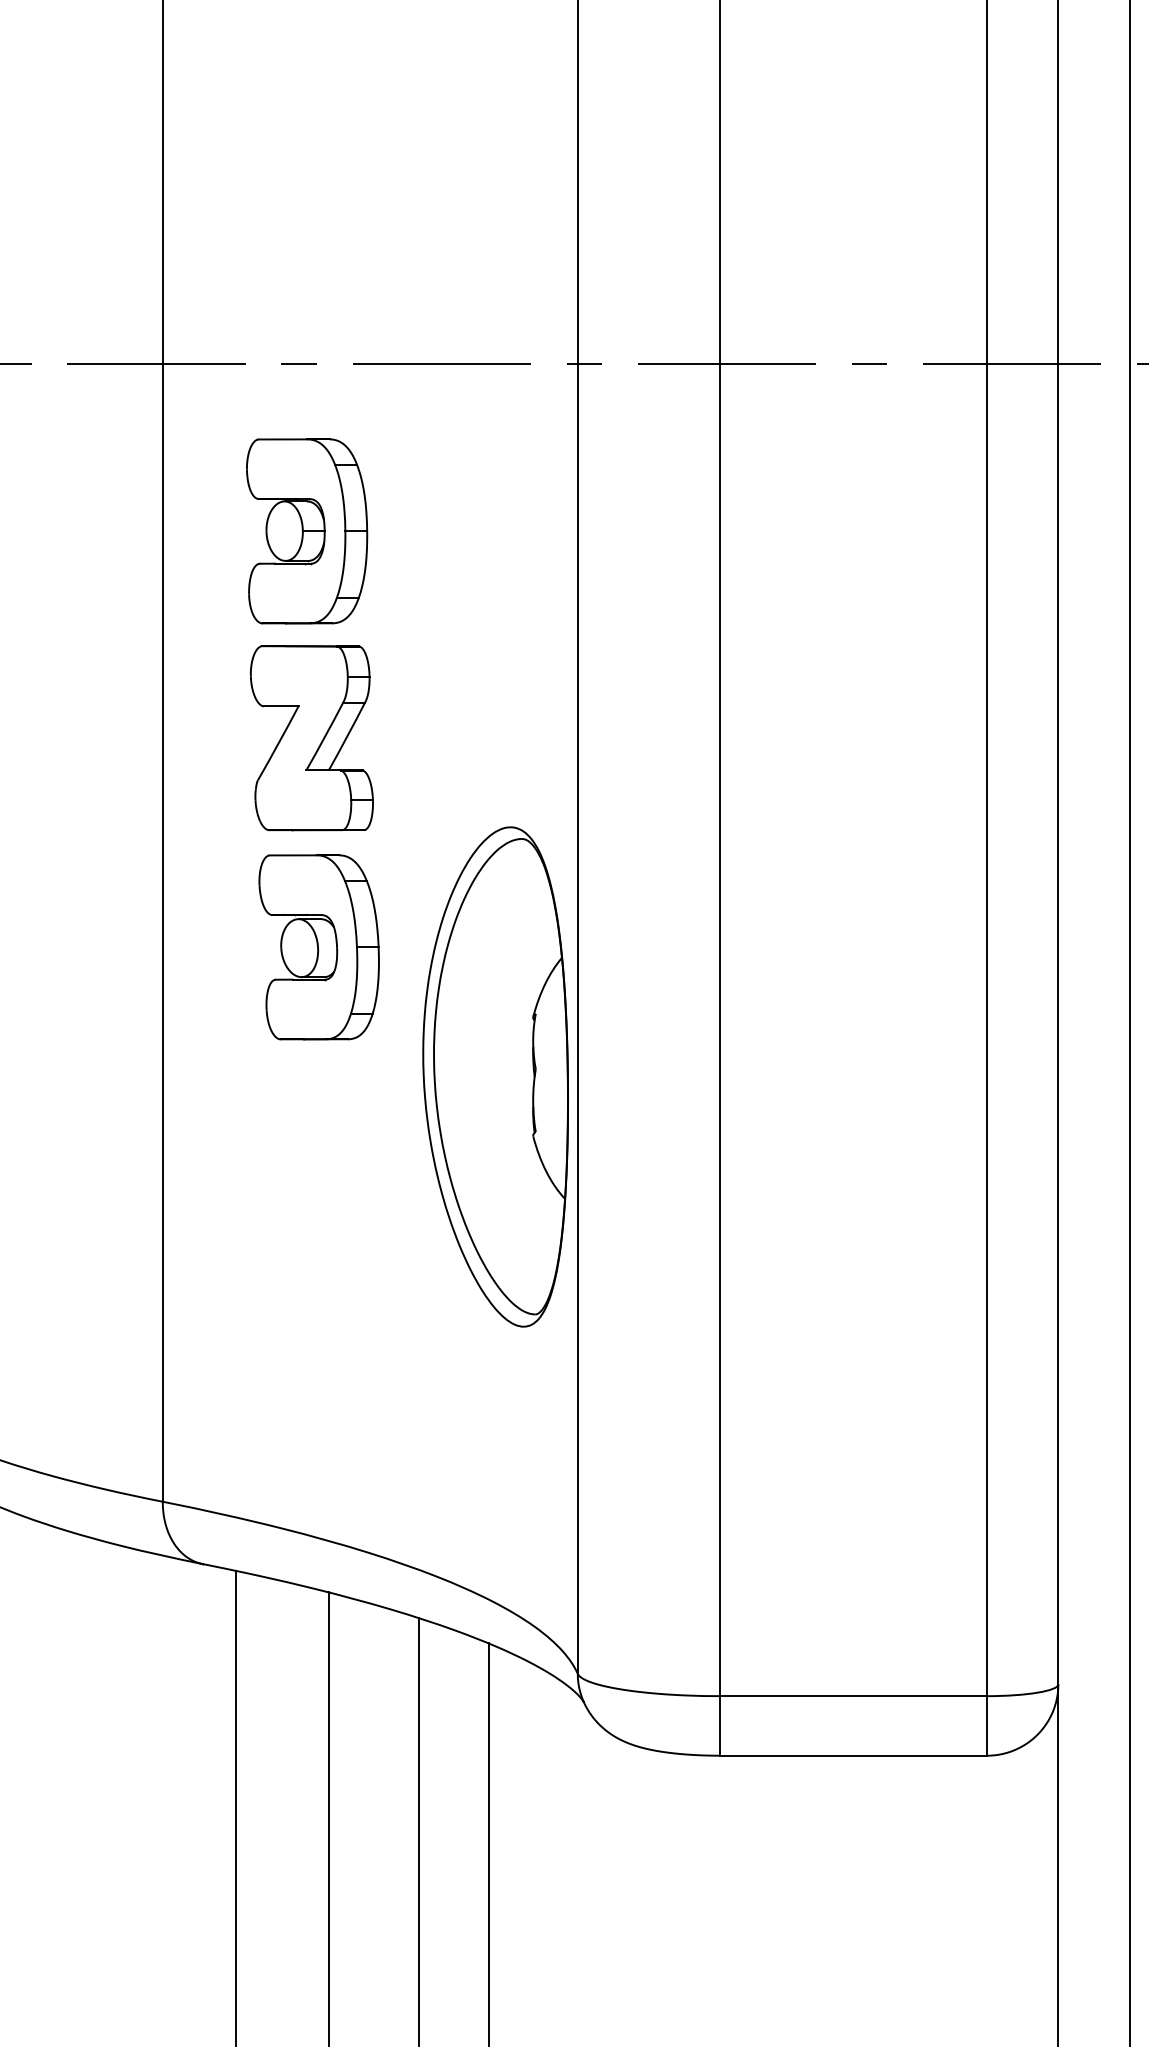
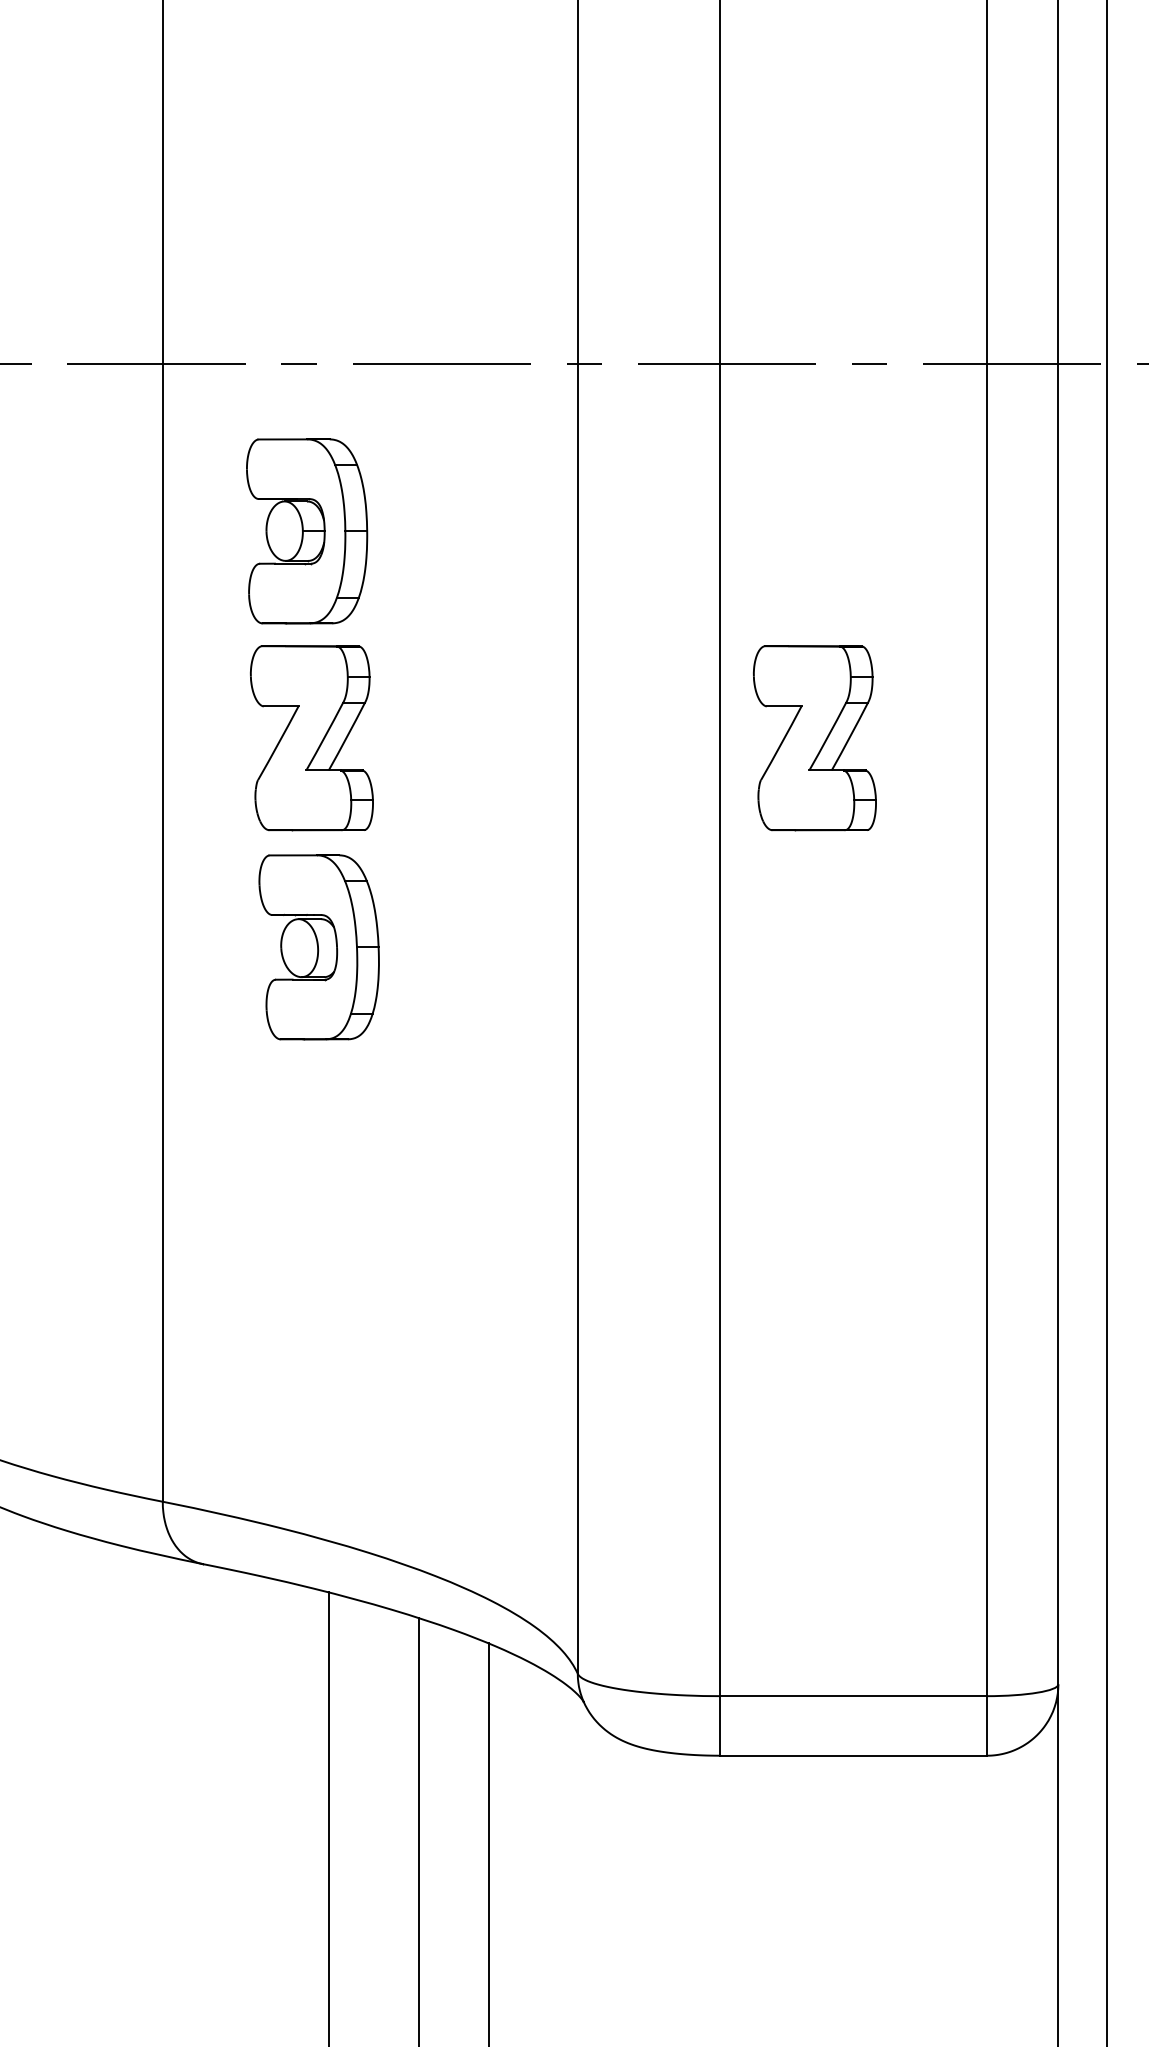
part: none -> present (814, 738)
line position: (1129, 1022) -> (1106, 1022) (1106, 1022)
part: present -> none (495, 1076)
line: present -> none (235, 1806)
